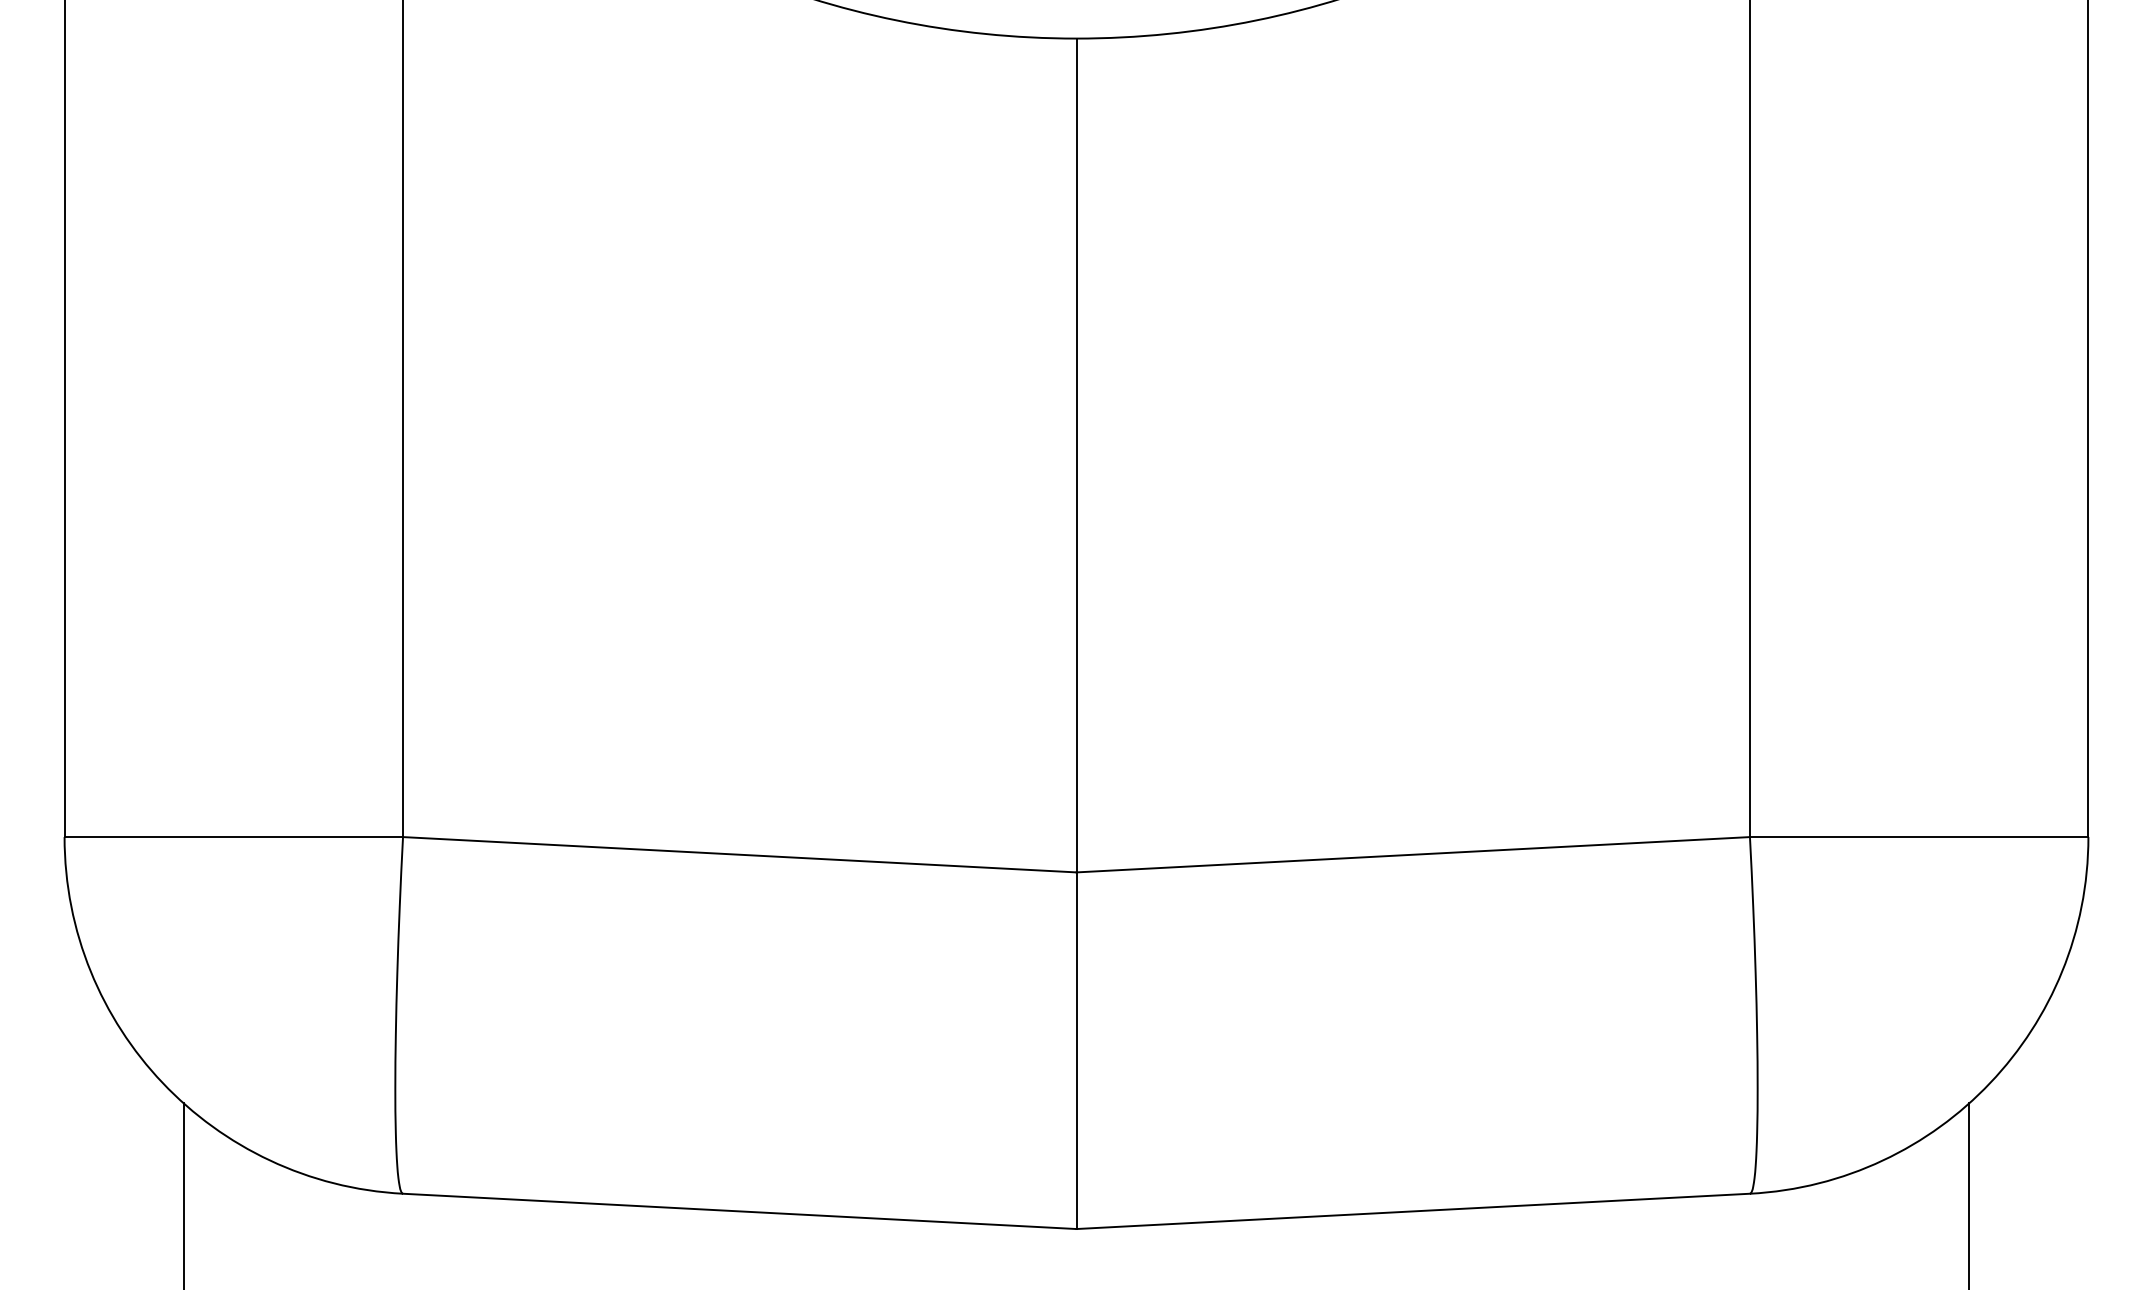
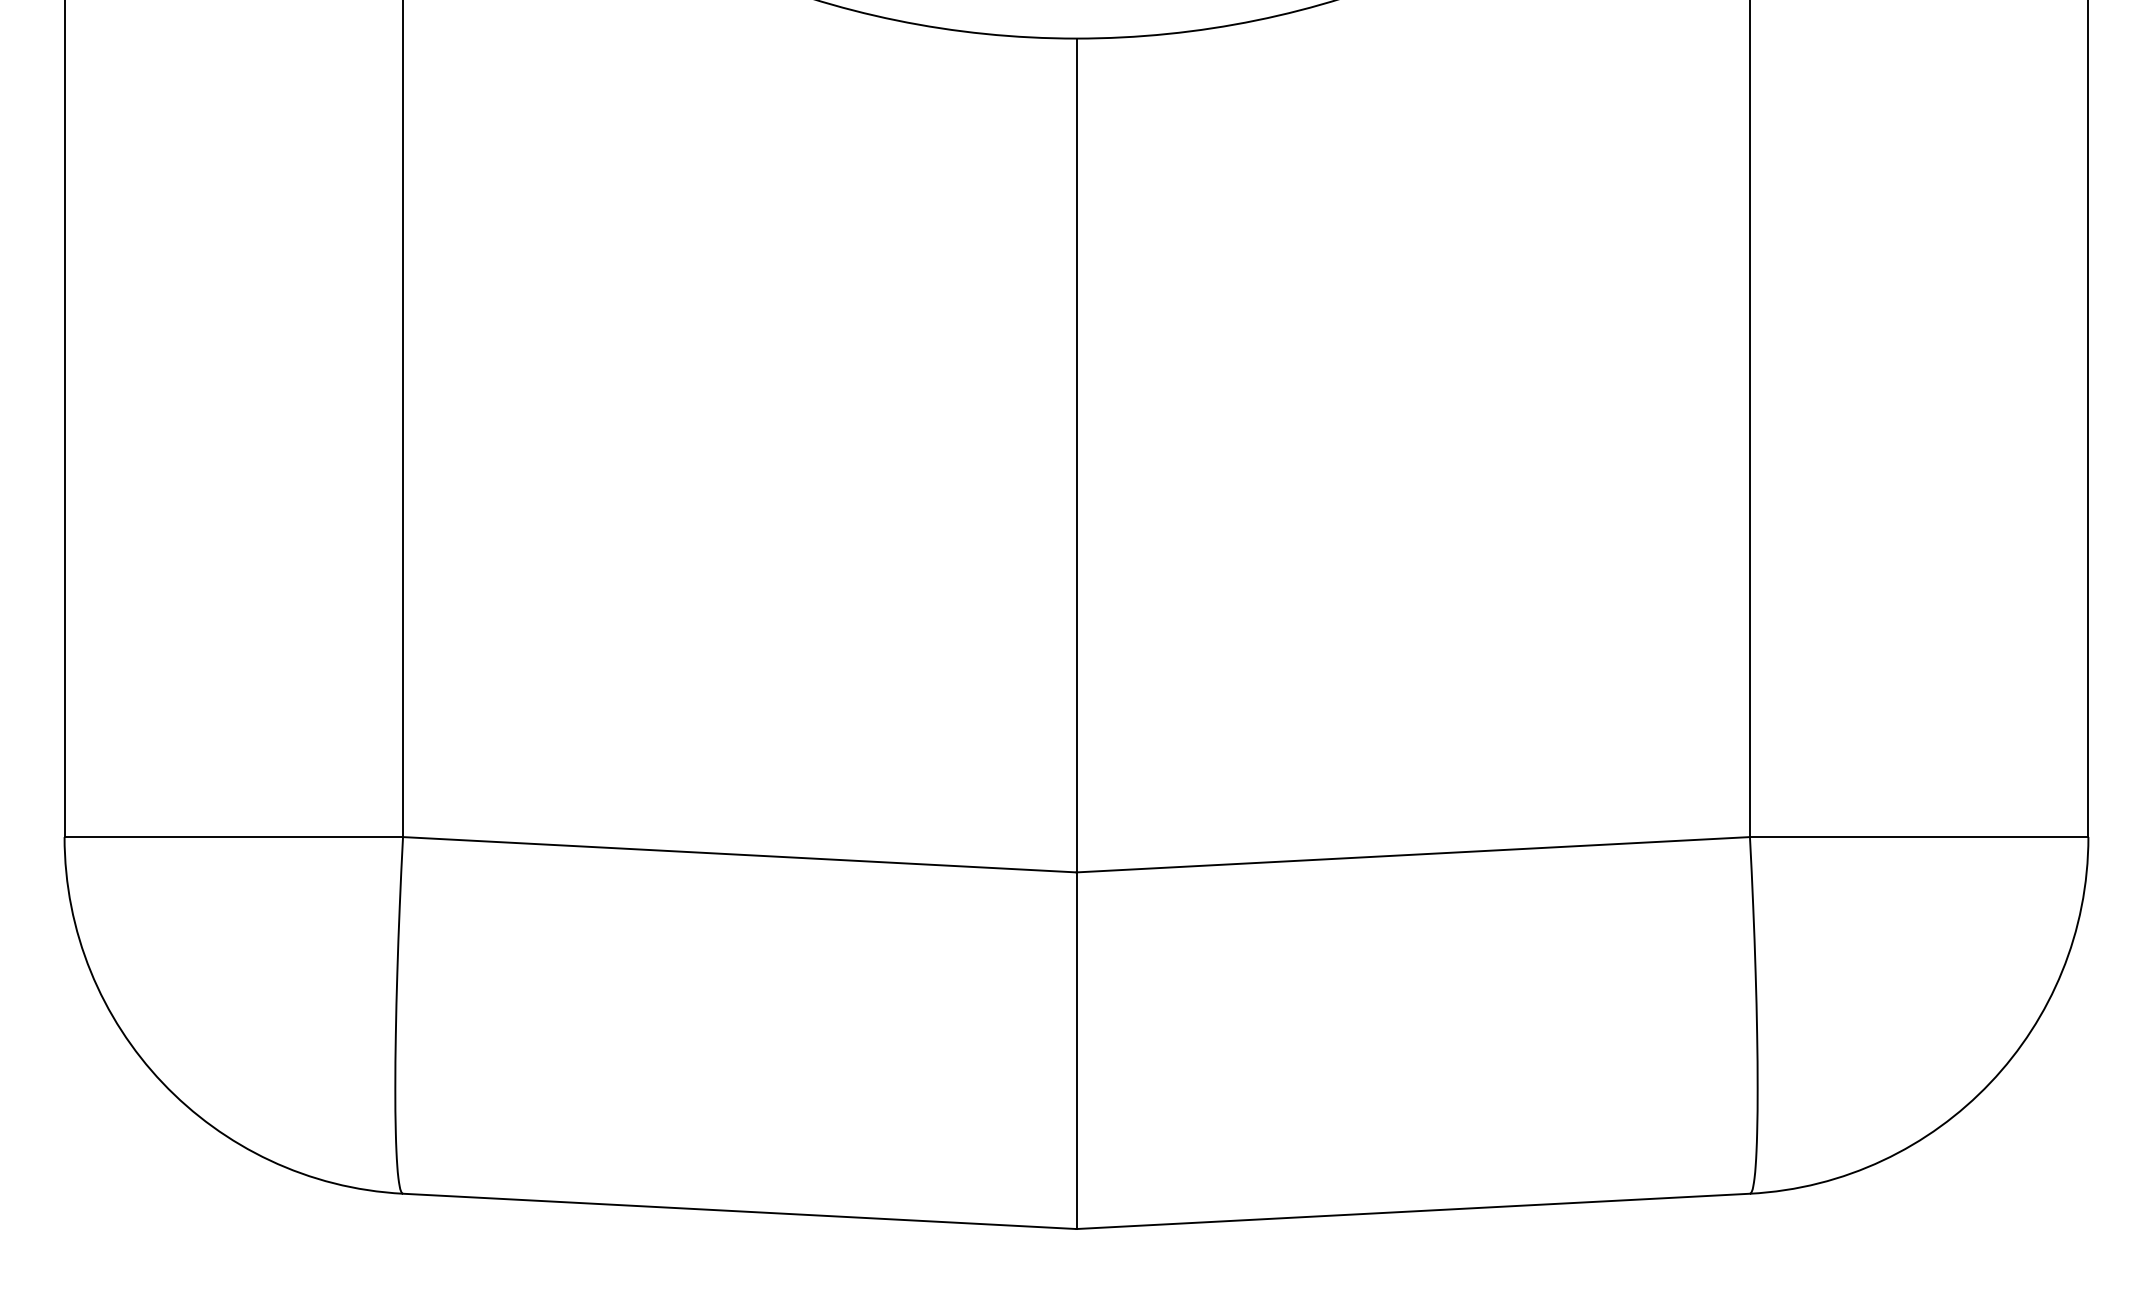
line: present -> none (183, 1194)
line: present -> none (1969, 1194)
